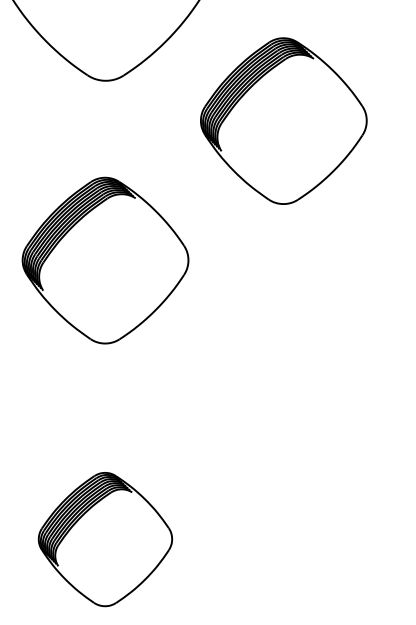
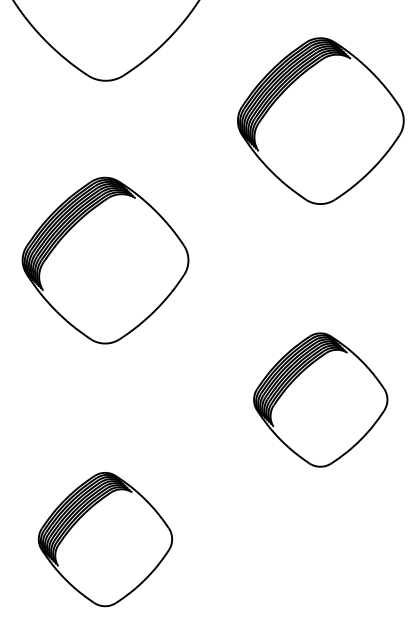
part position: (283, 120) -> (320, 120) (320, 120)
part: none -> present (320, 399)
